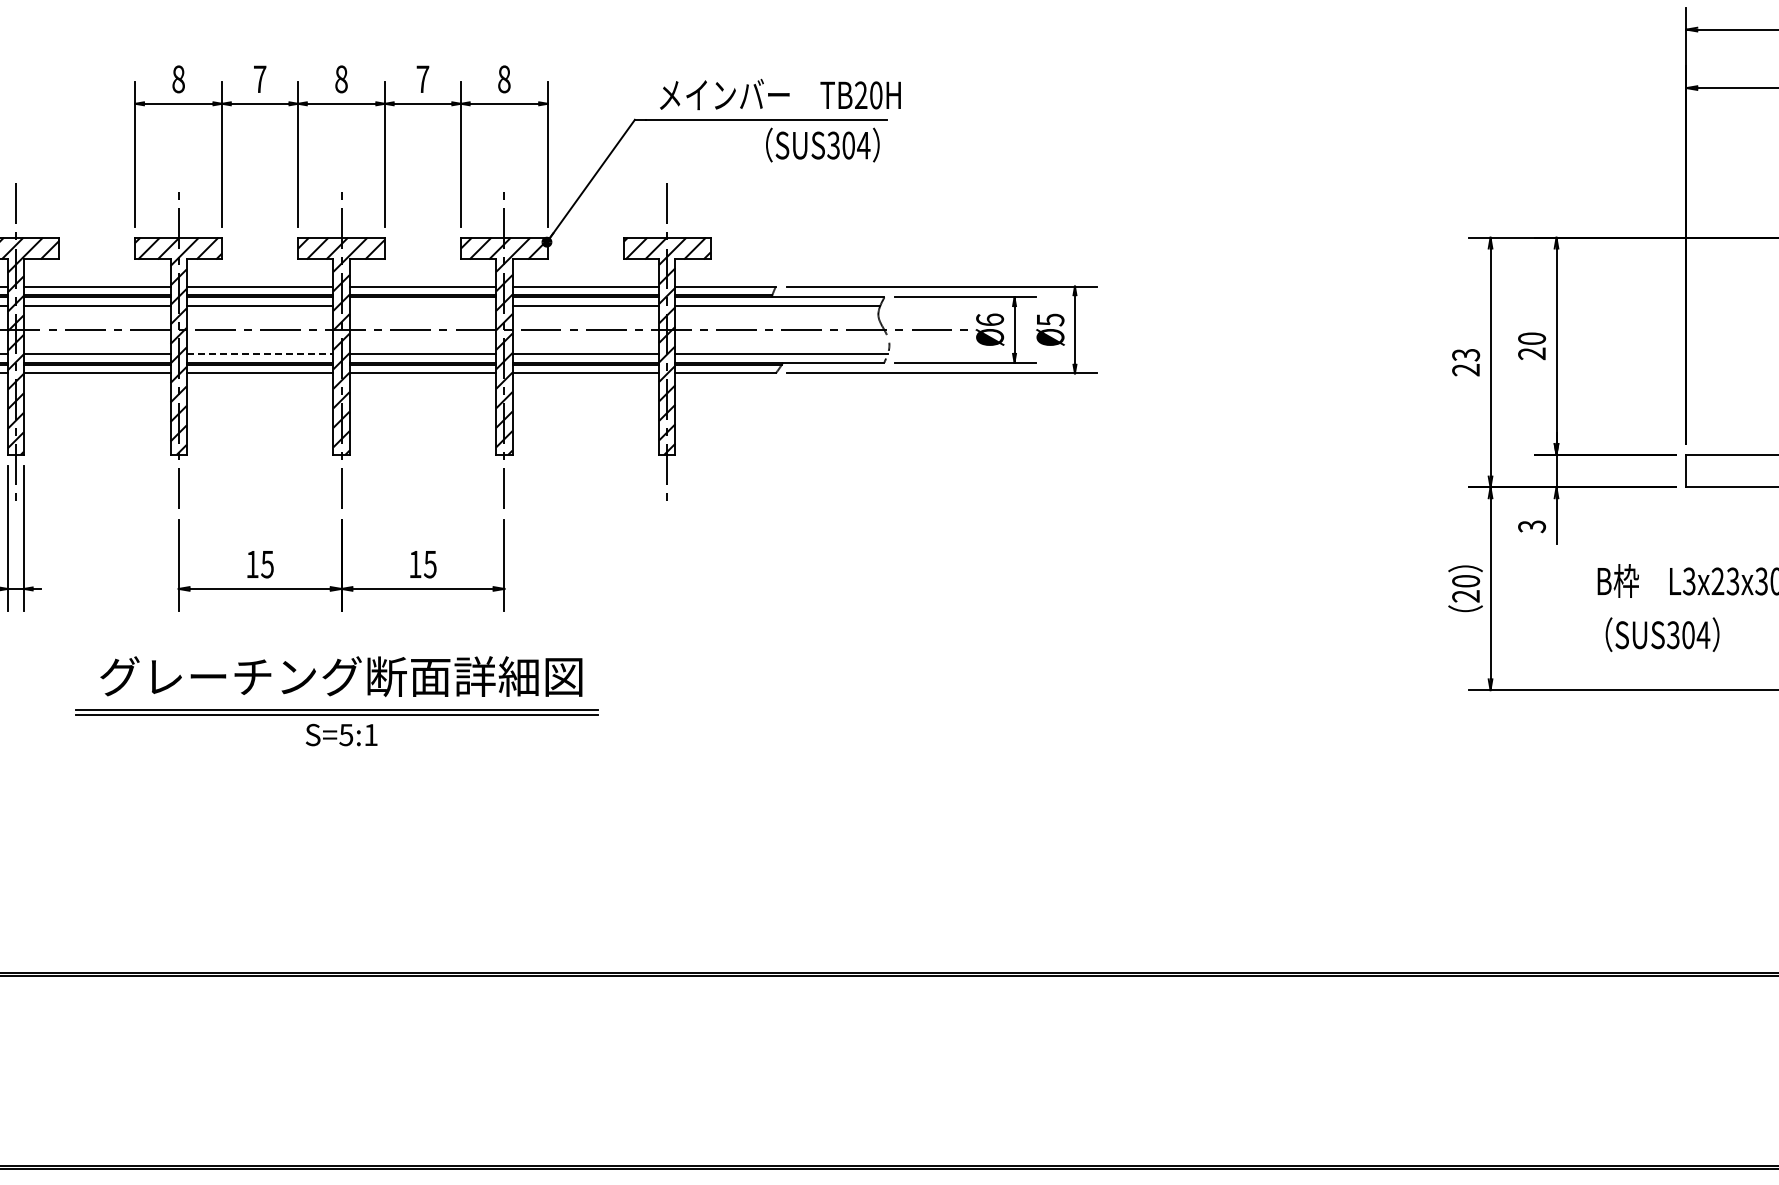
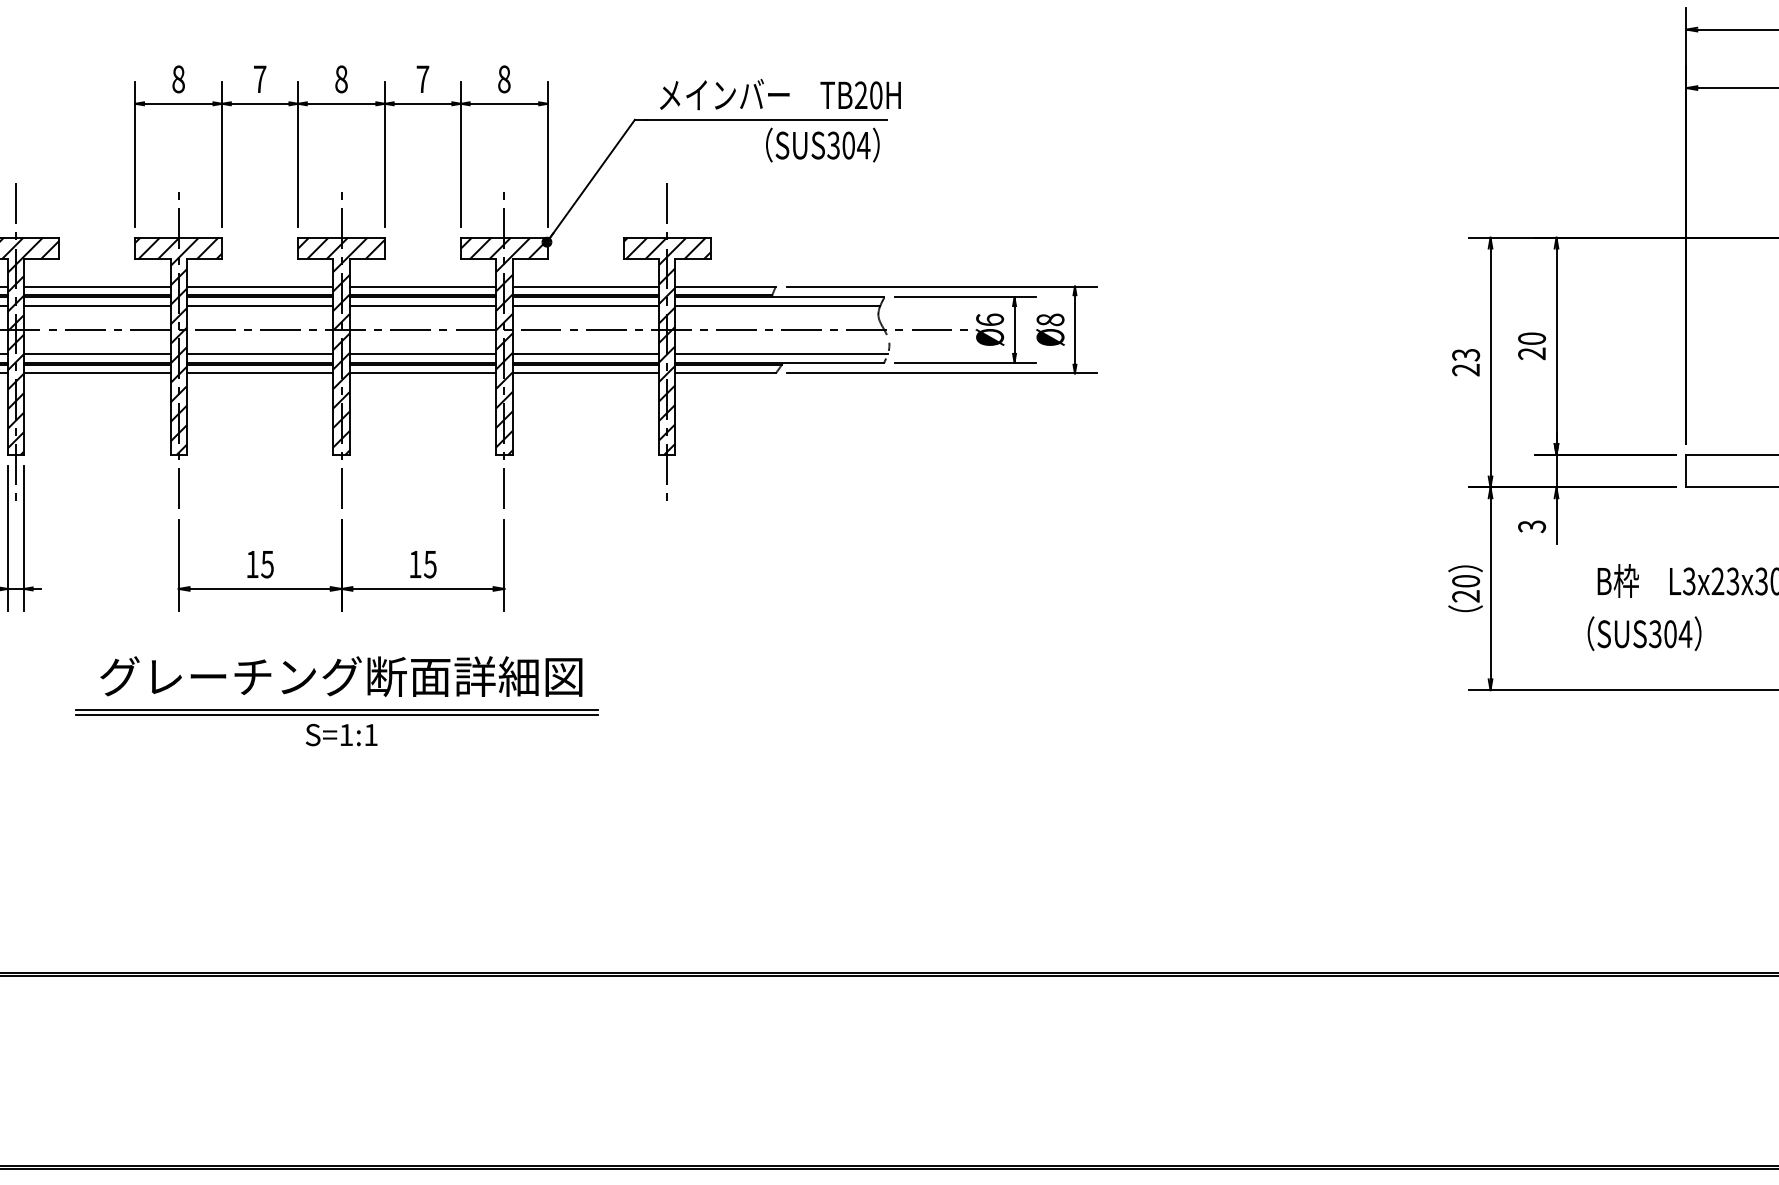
line: none -> present (422, 306)
text: Ø5 -> Ø8 (1050, 319)
line: dashed -> solid (260, 353)
text position: (1662, 634) -> (1644, 633) (1644, 633)
text: S=5:1 -> S=1:1 (346, 735)
